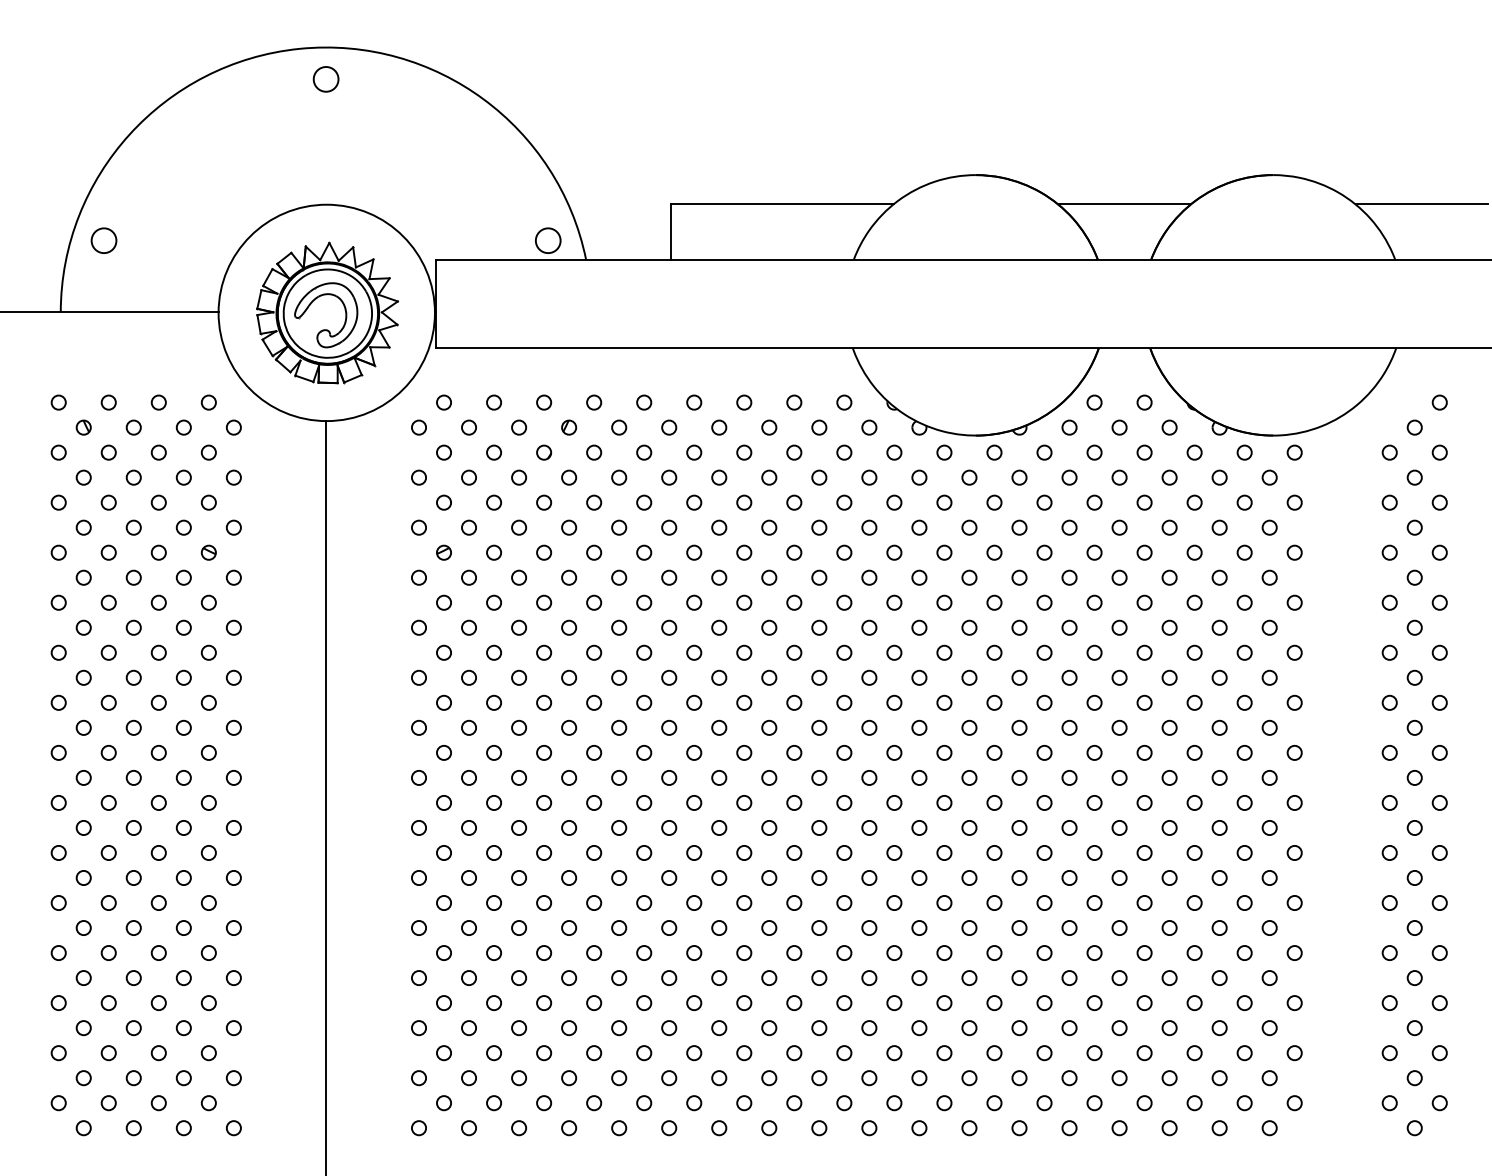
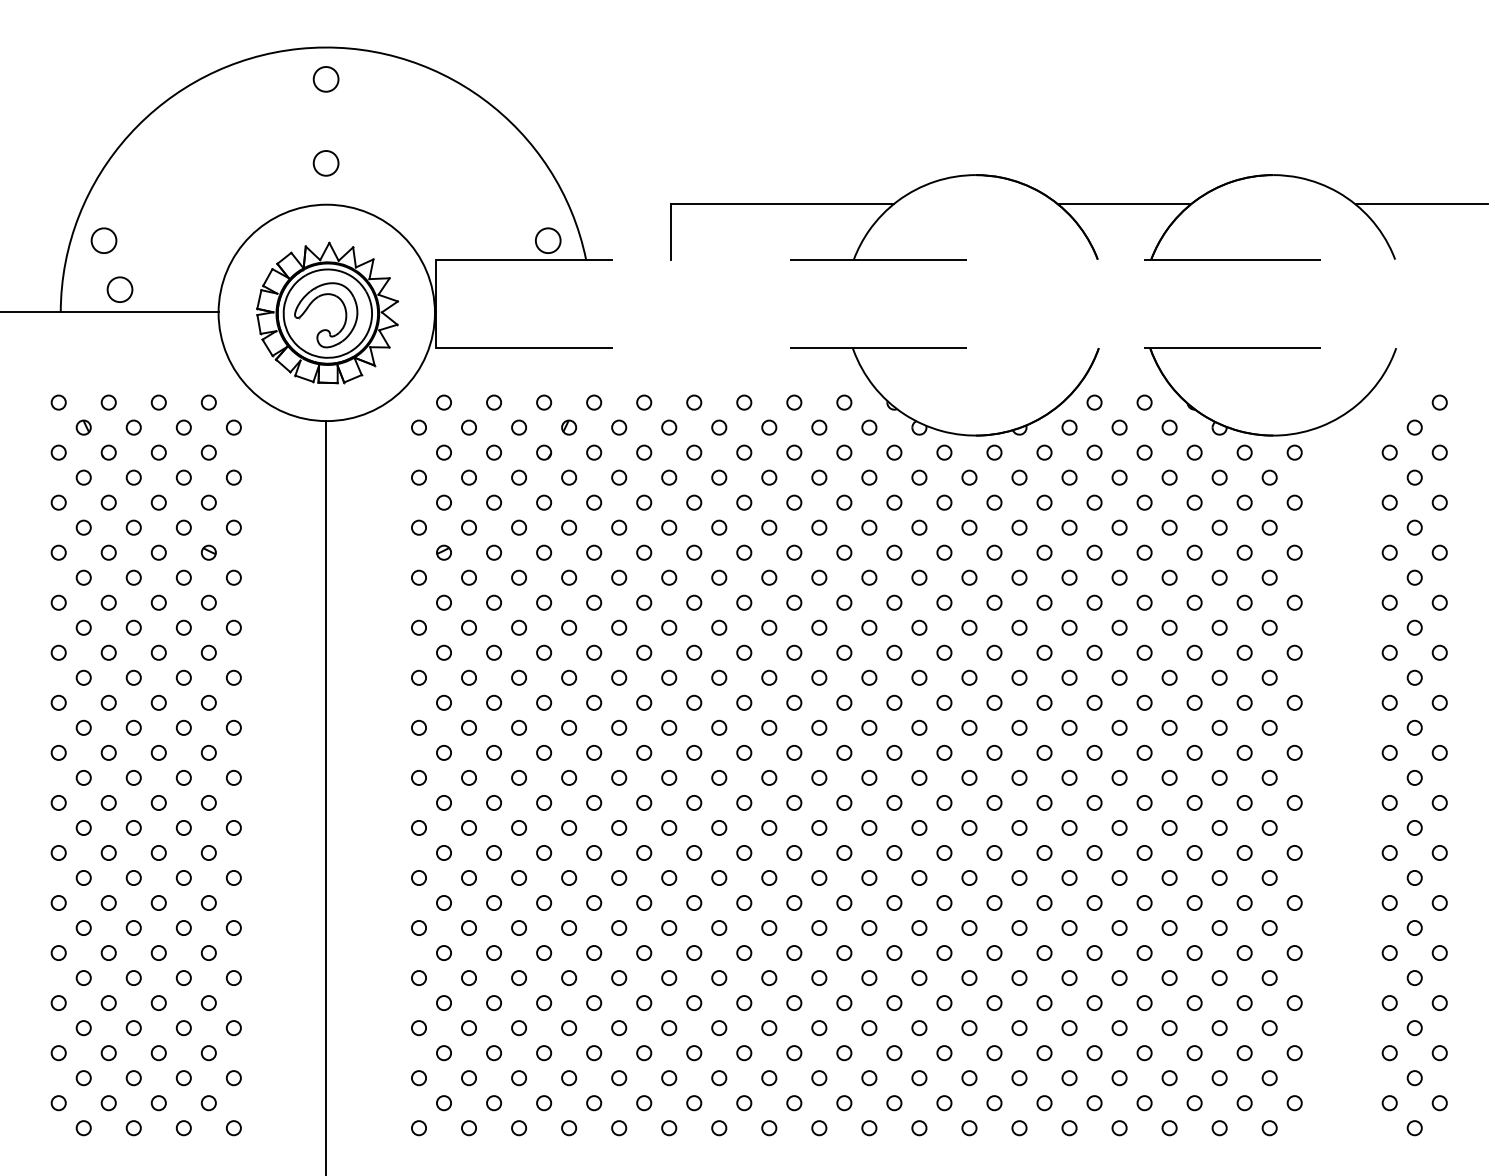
circle: none -> present (325, 163)
line: solid -> dashed (963, 259)
circle: none -> present (119, 289)
line: solid -> dashed (963, 348)
